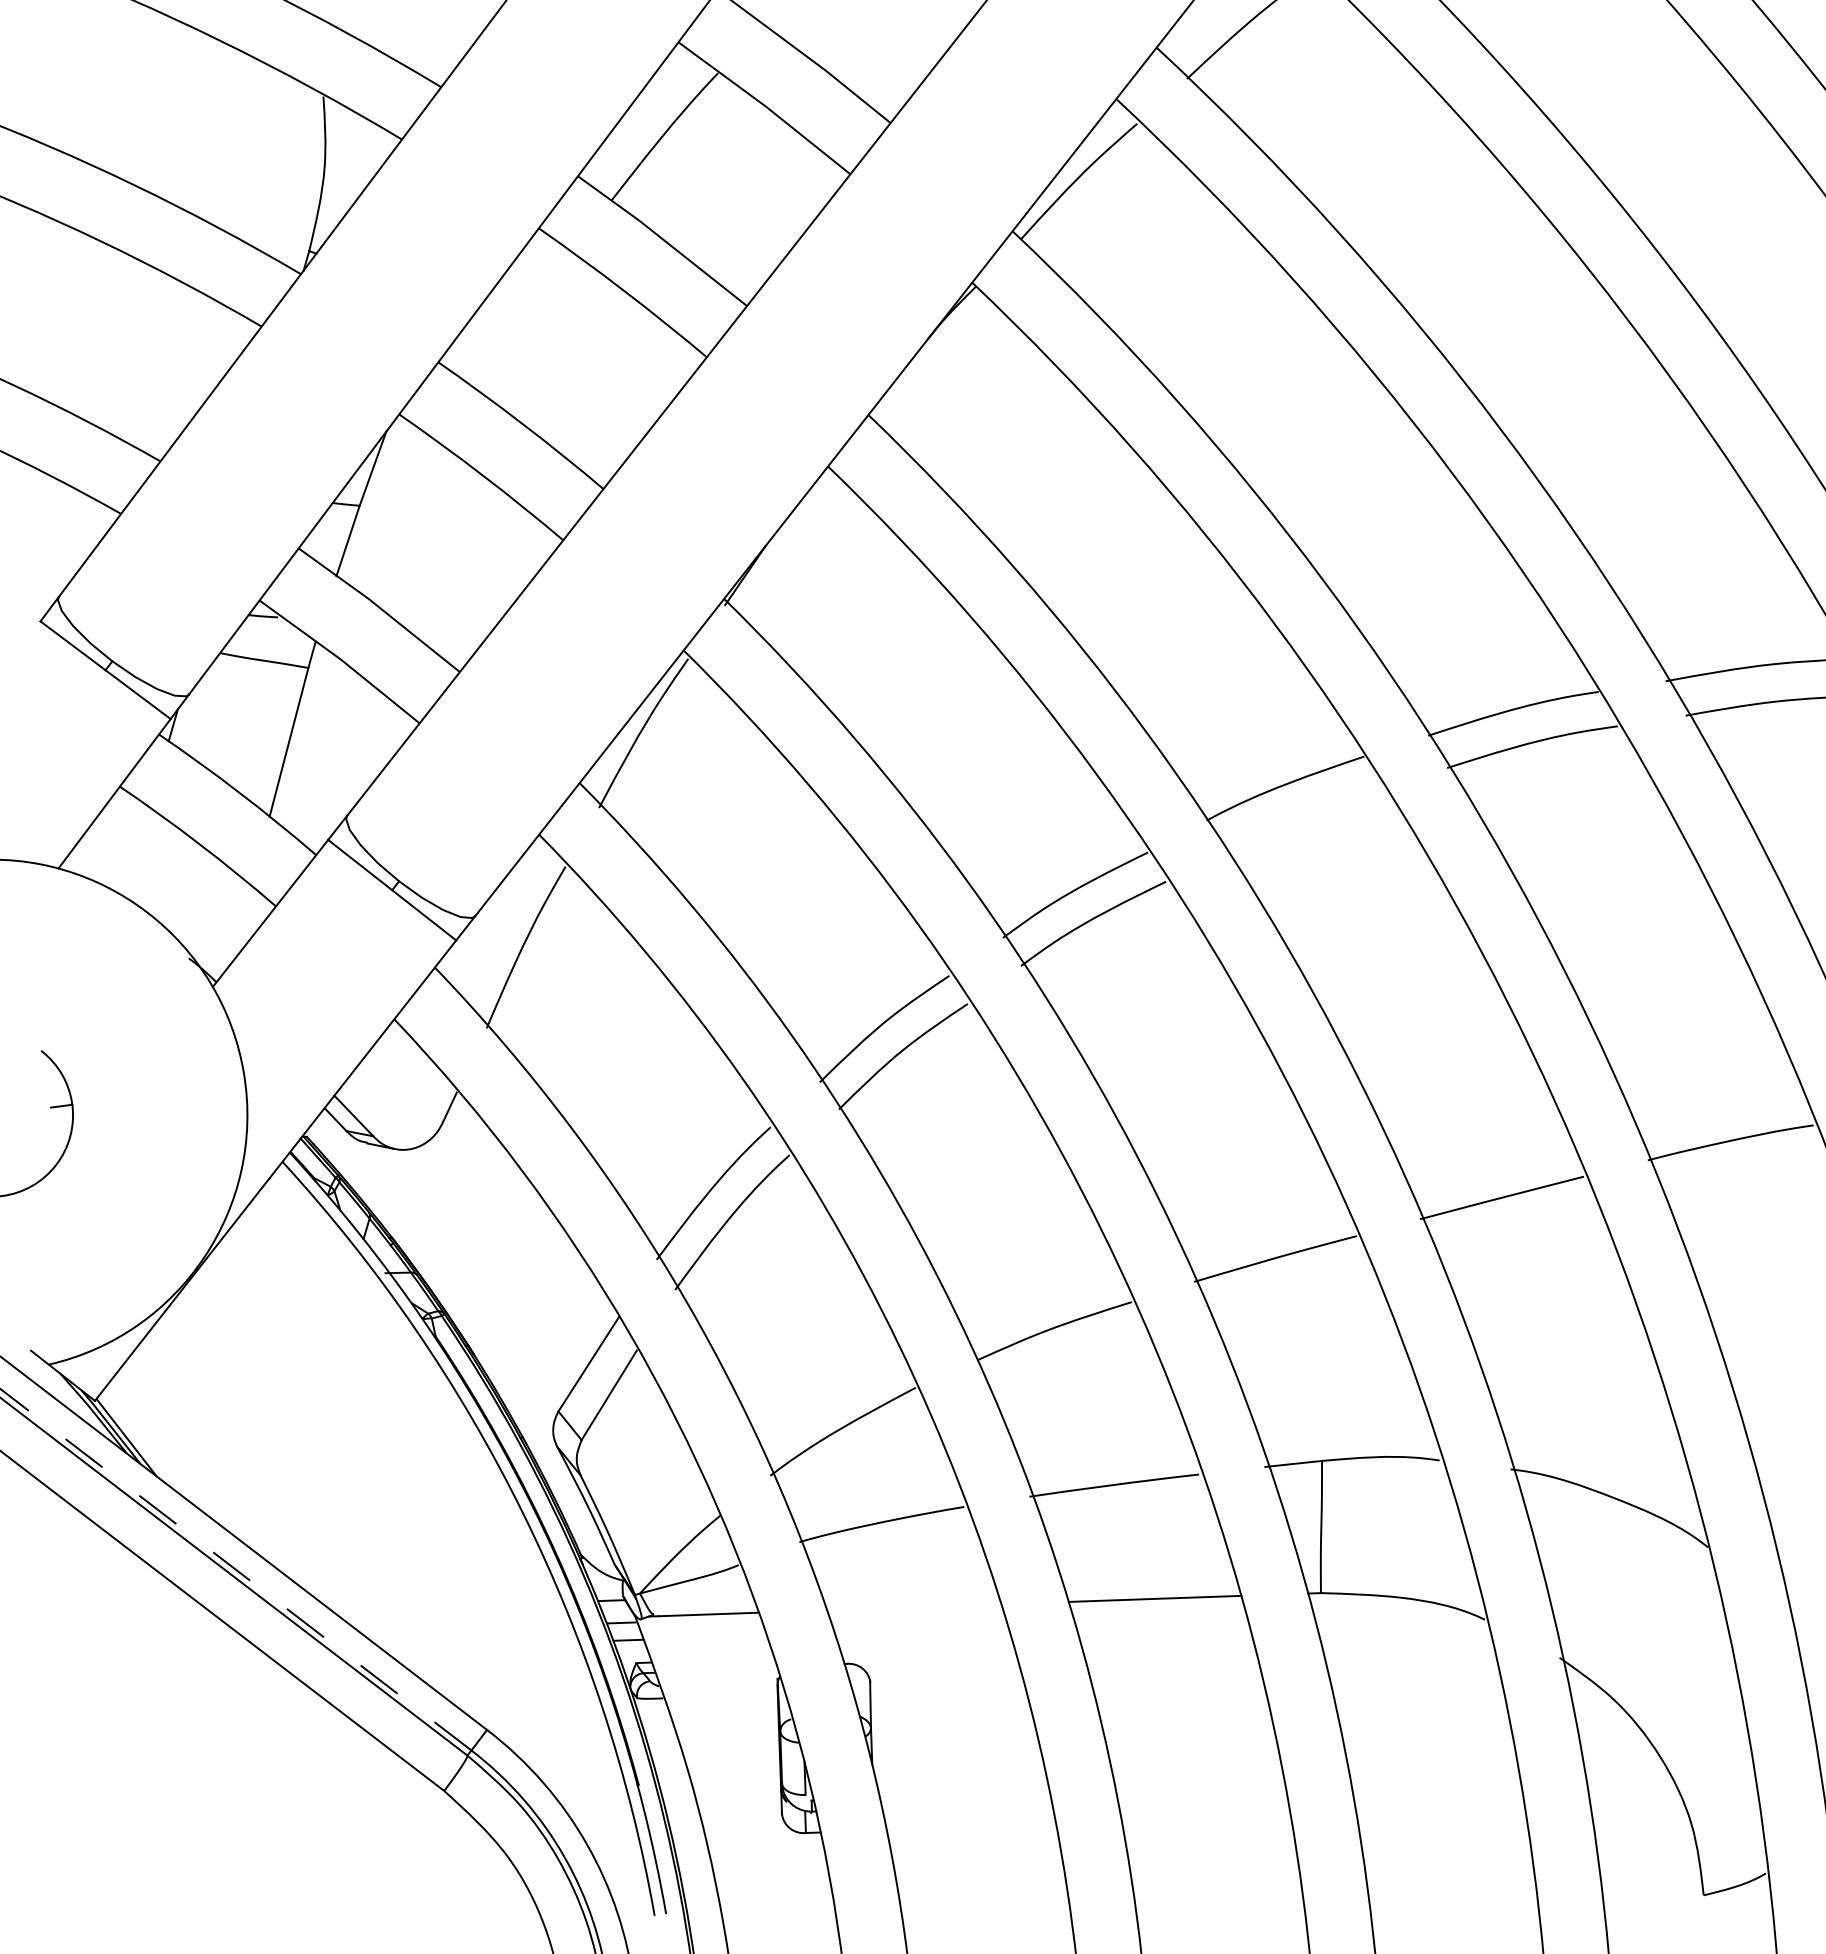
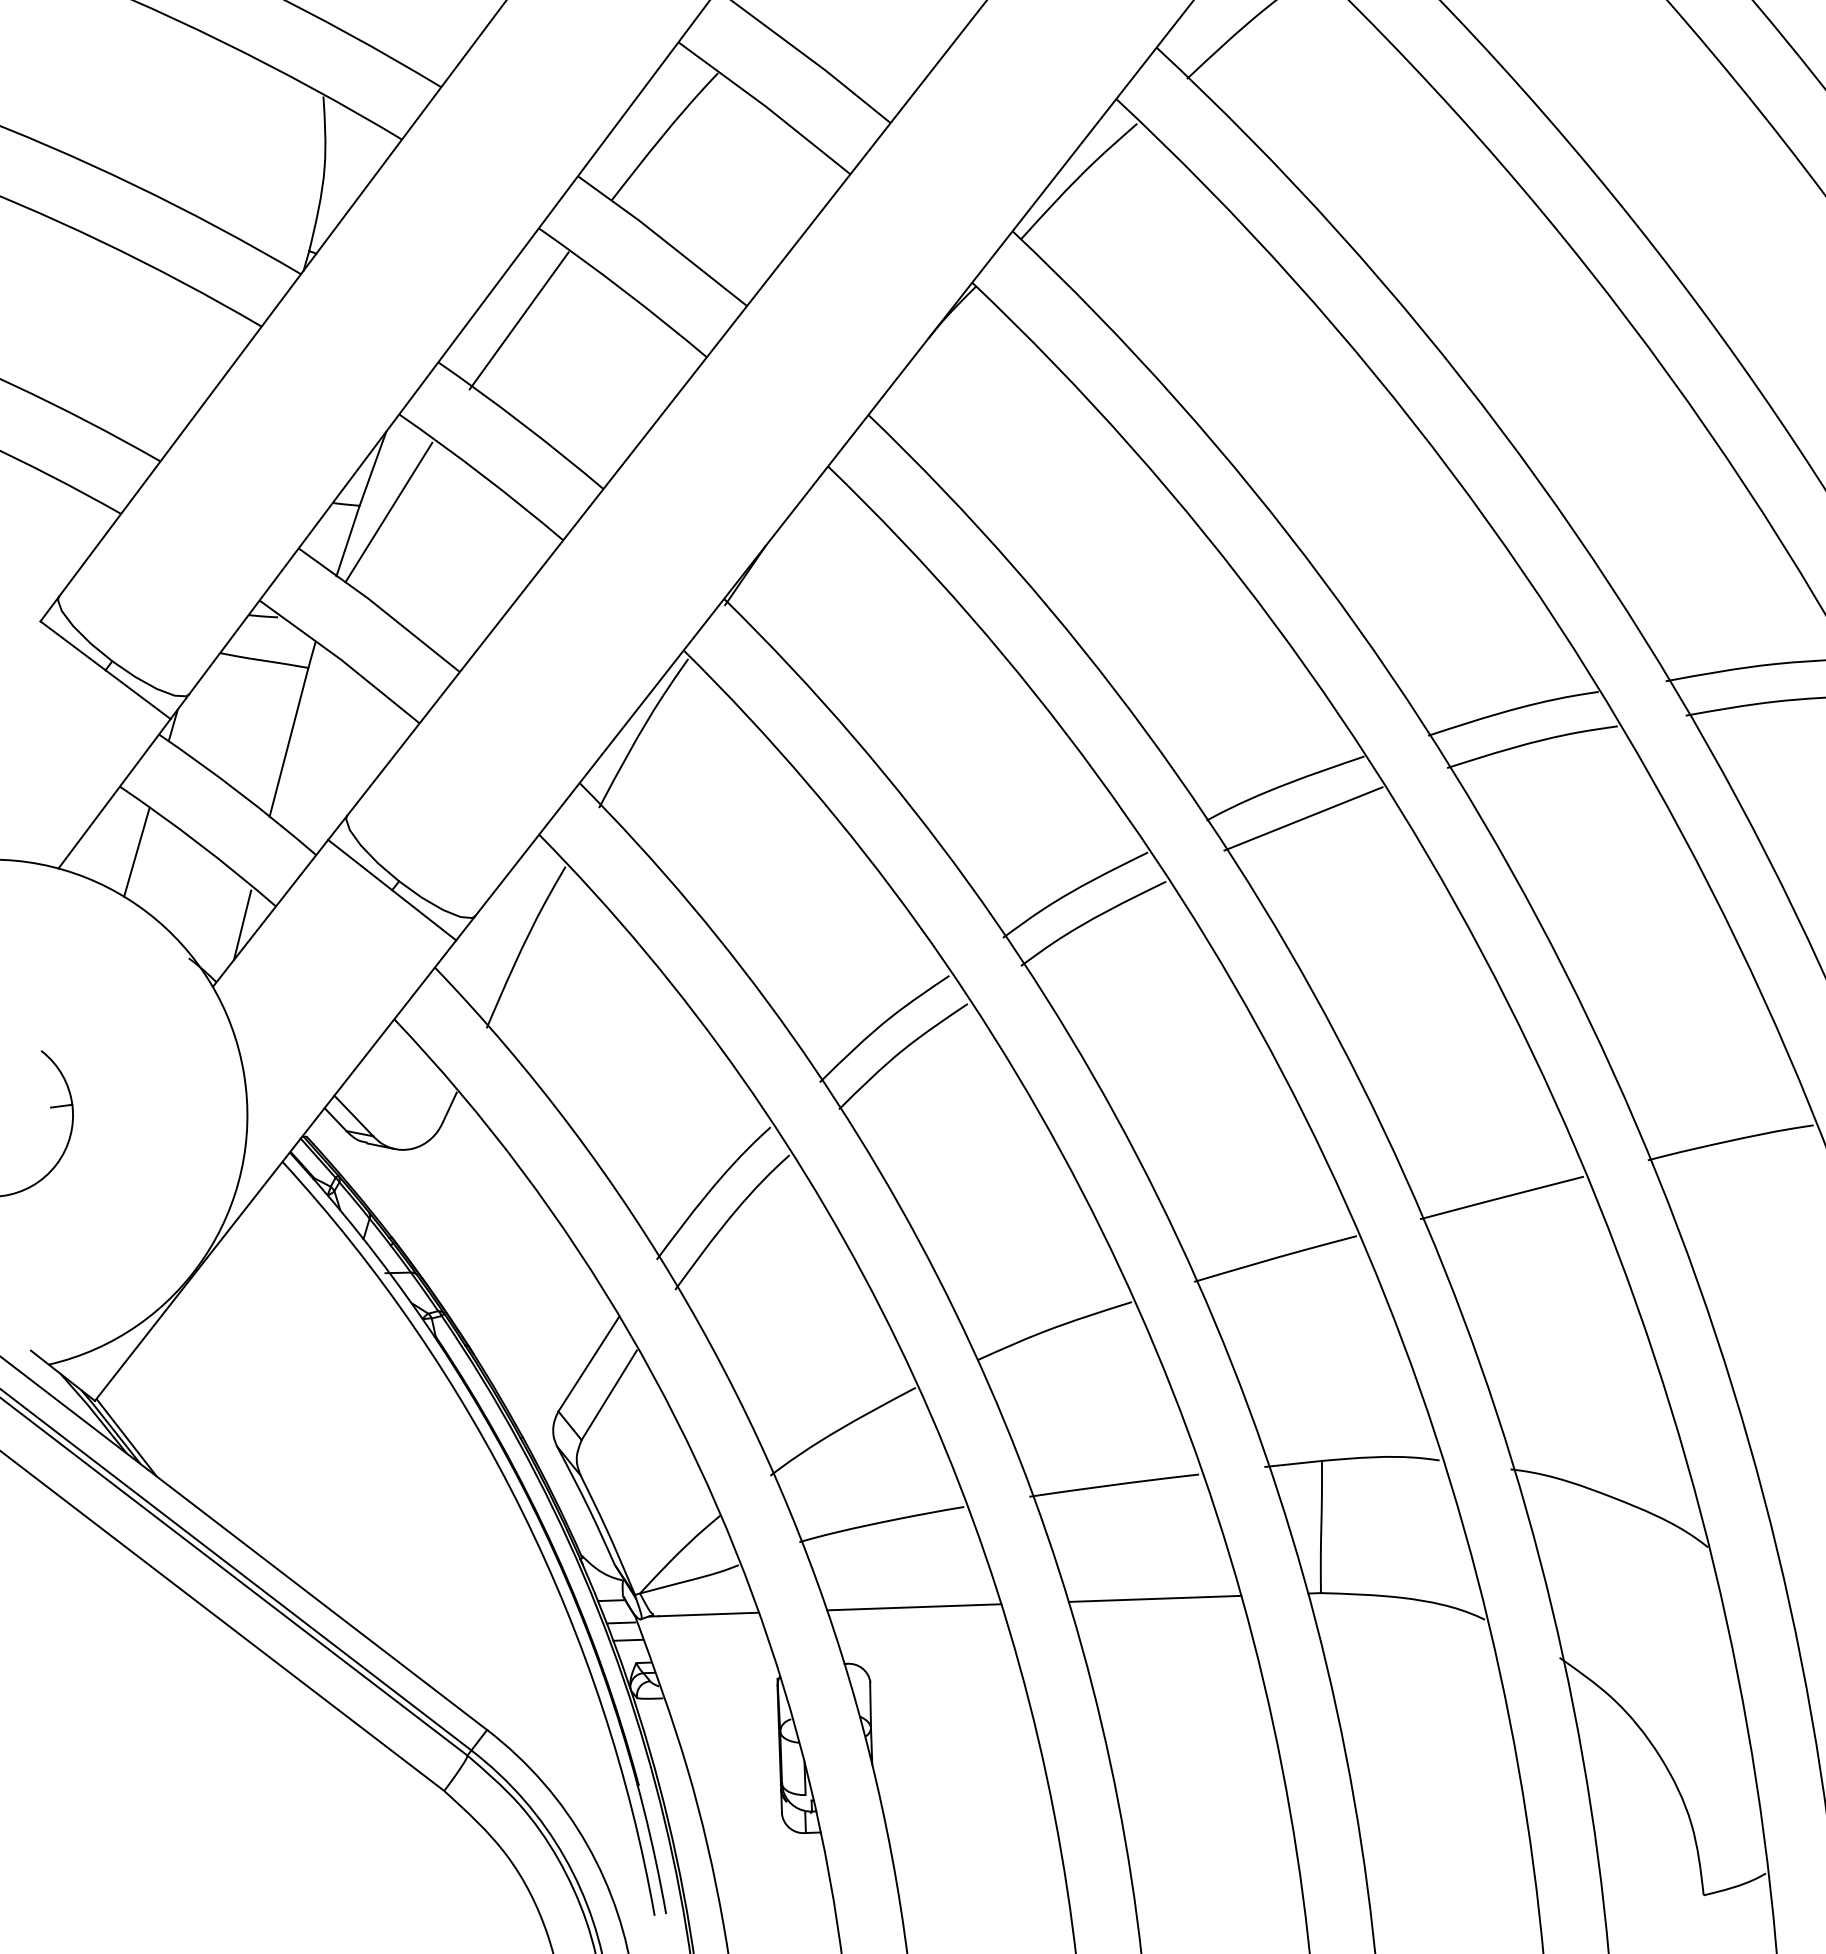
line: none -> present (518, 320)
line: none -> present (388, 512)
line: none -> present (1303, 818)
line: none -> present (136, 851)
line: none -> present (242, 925)
line: dashed -> solid (235, 1569)
line: none -> present (914, 1607)
